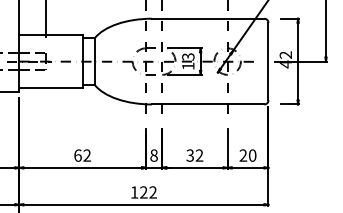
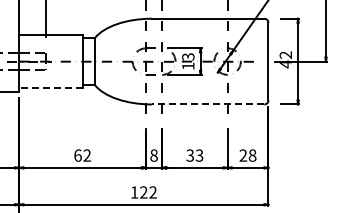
line: solid -> dashed (51, 87)
line: solid -> dashed (207, 104)
text: 32 -> 33 (199, 155)
text: 20 -> 28 (252, 155)
